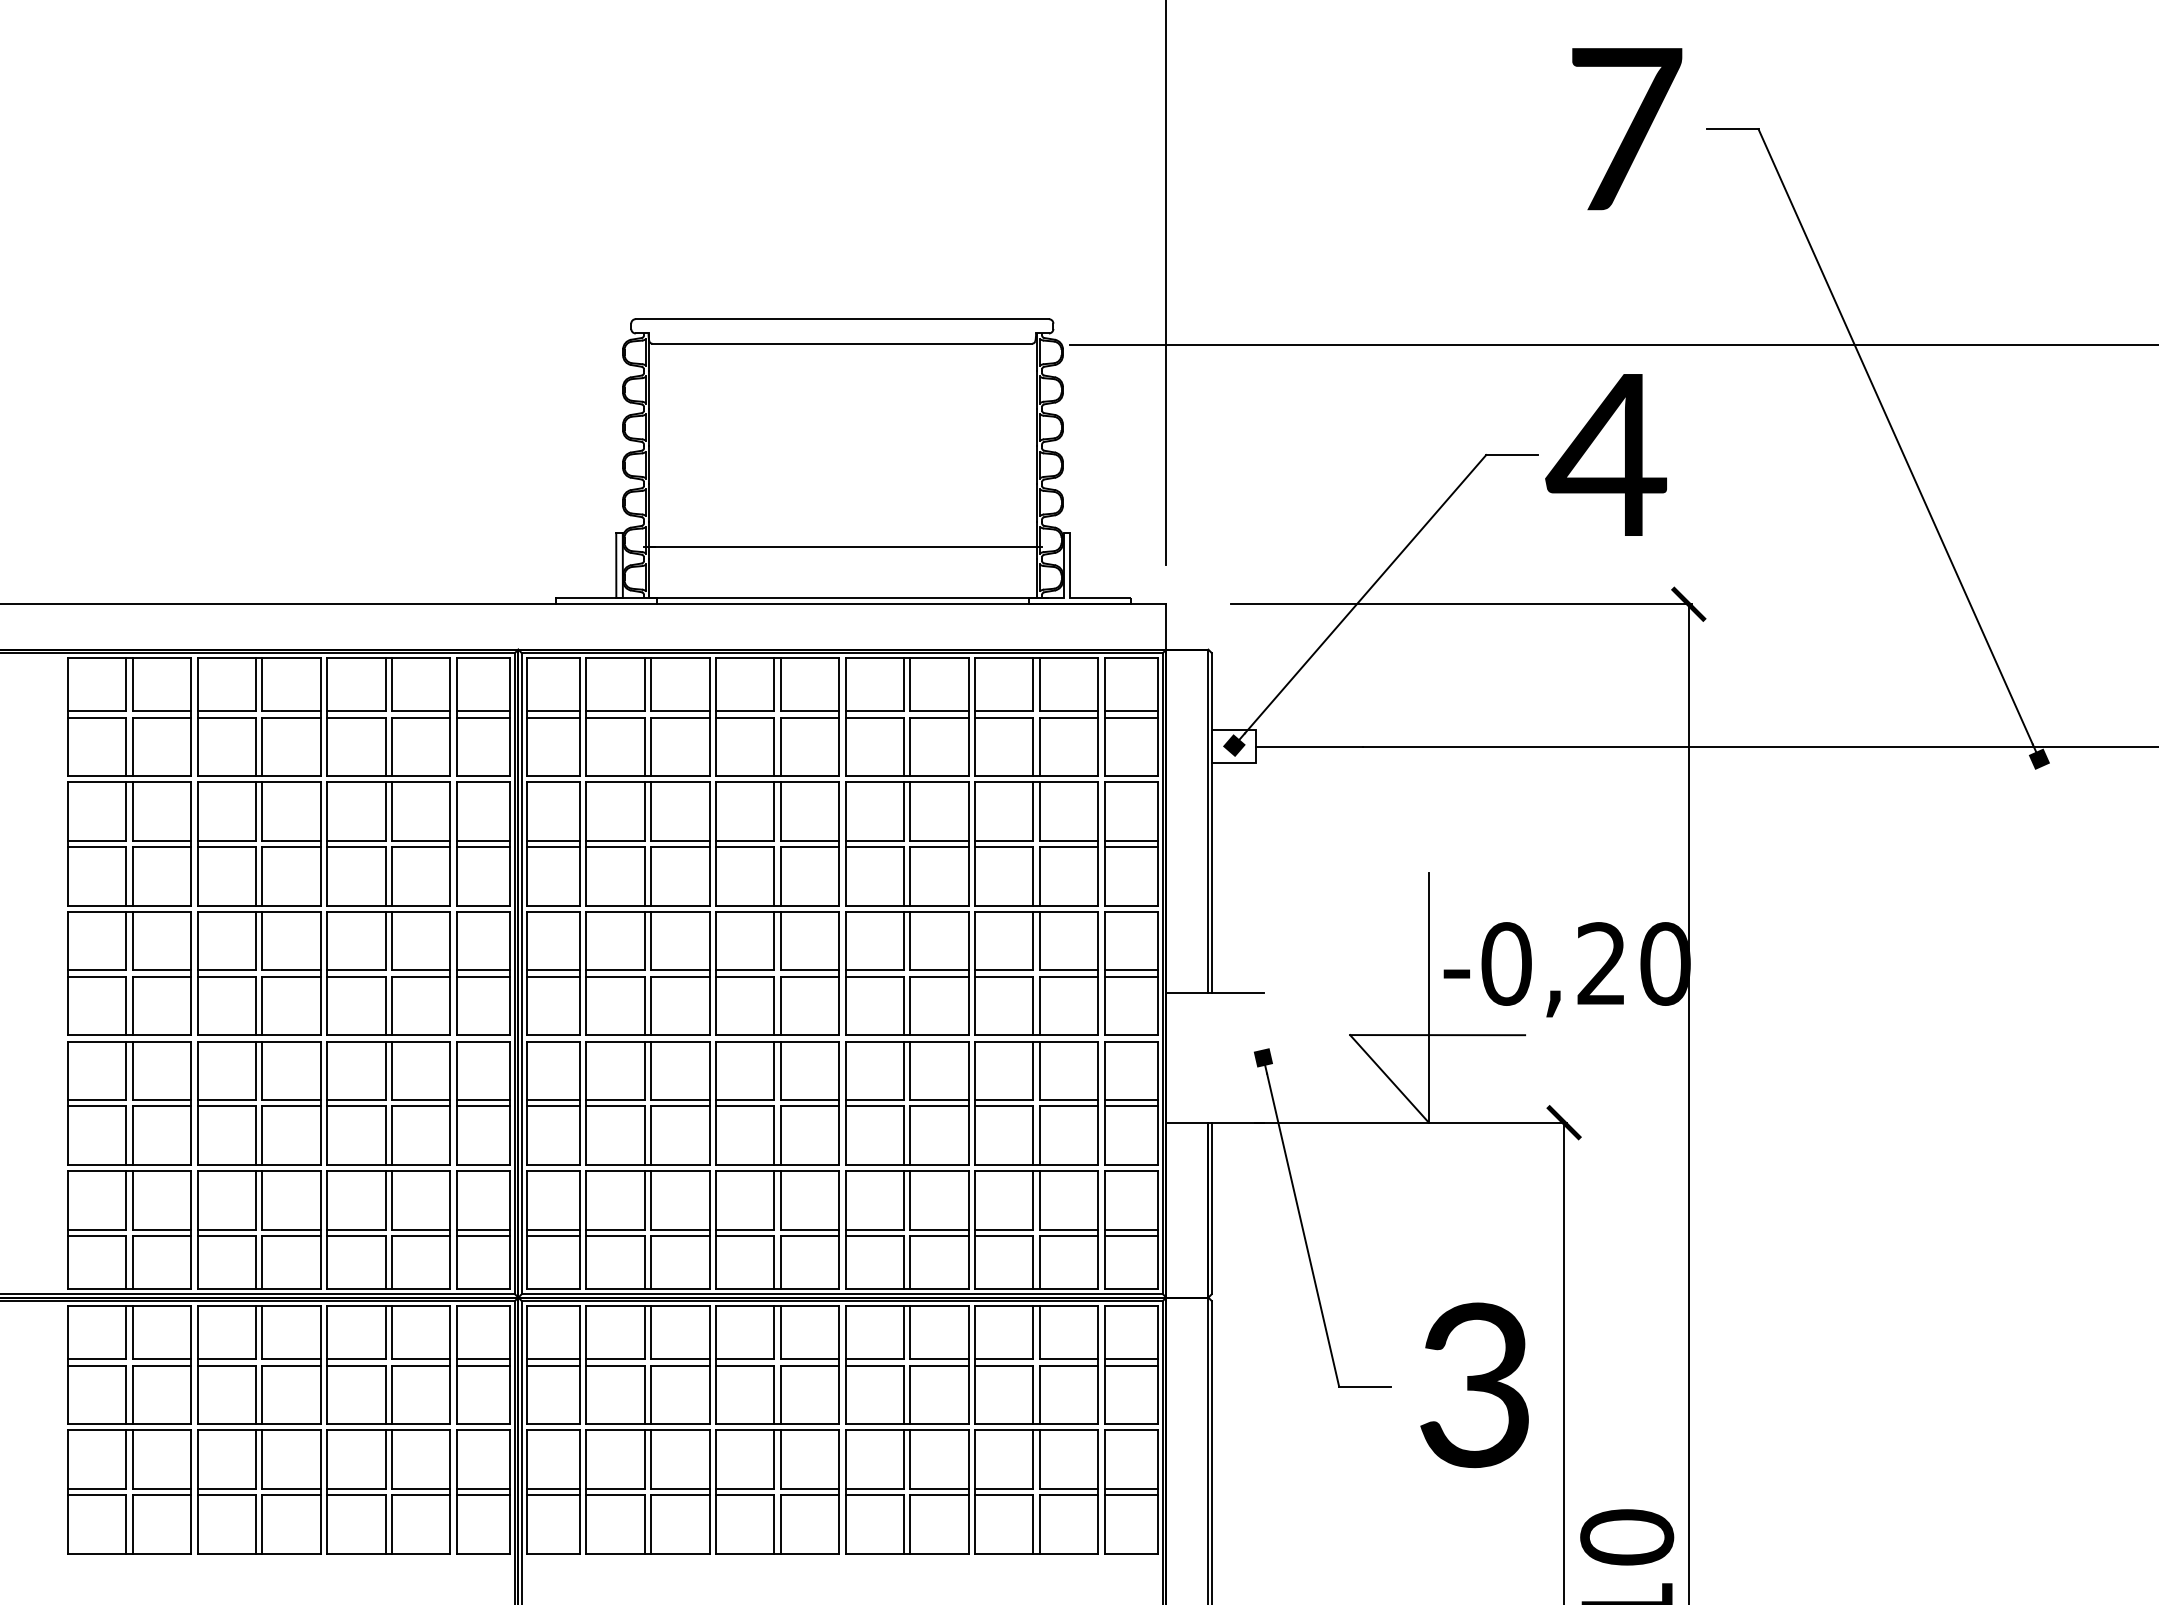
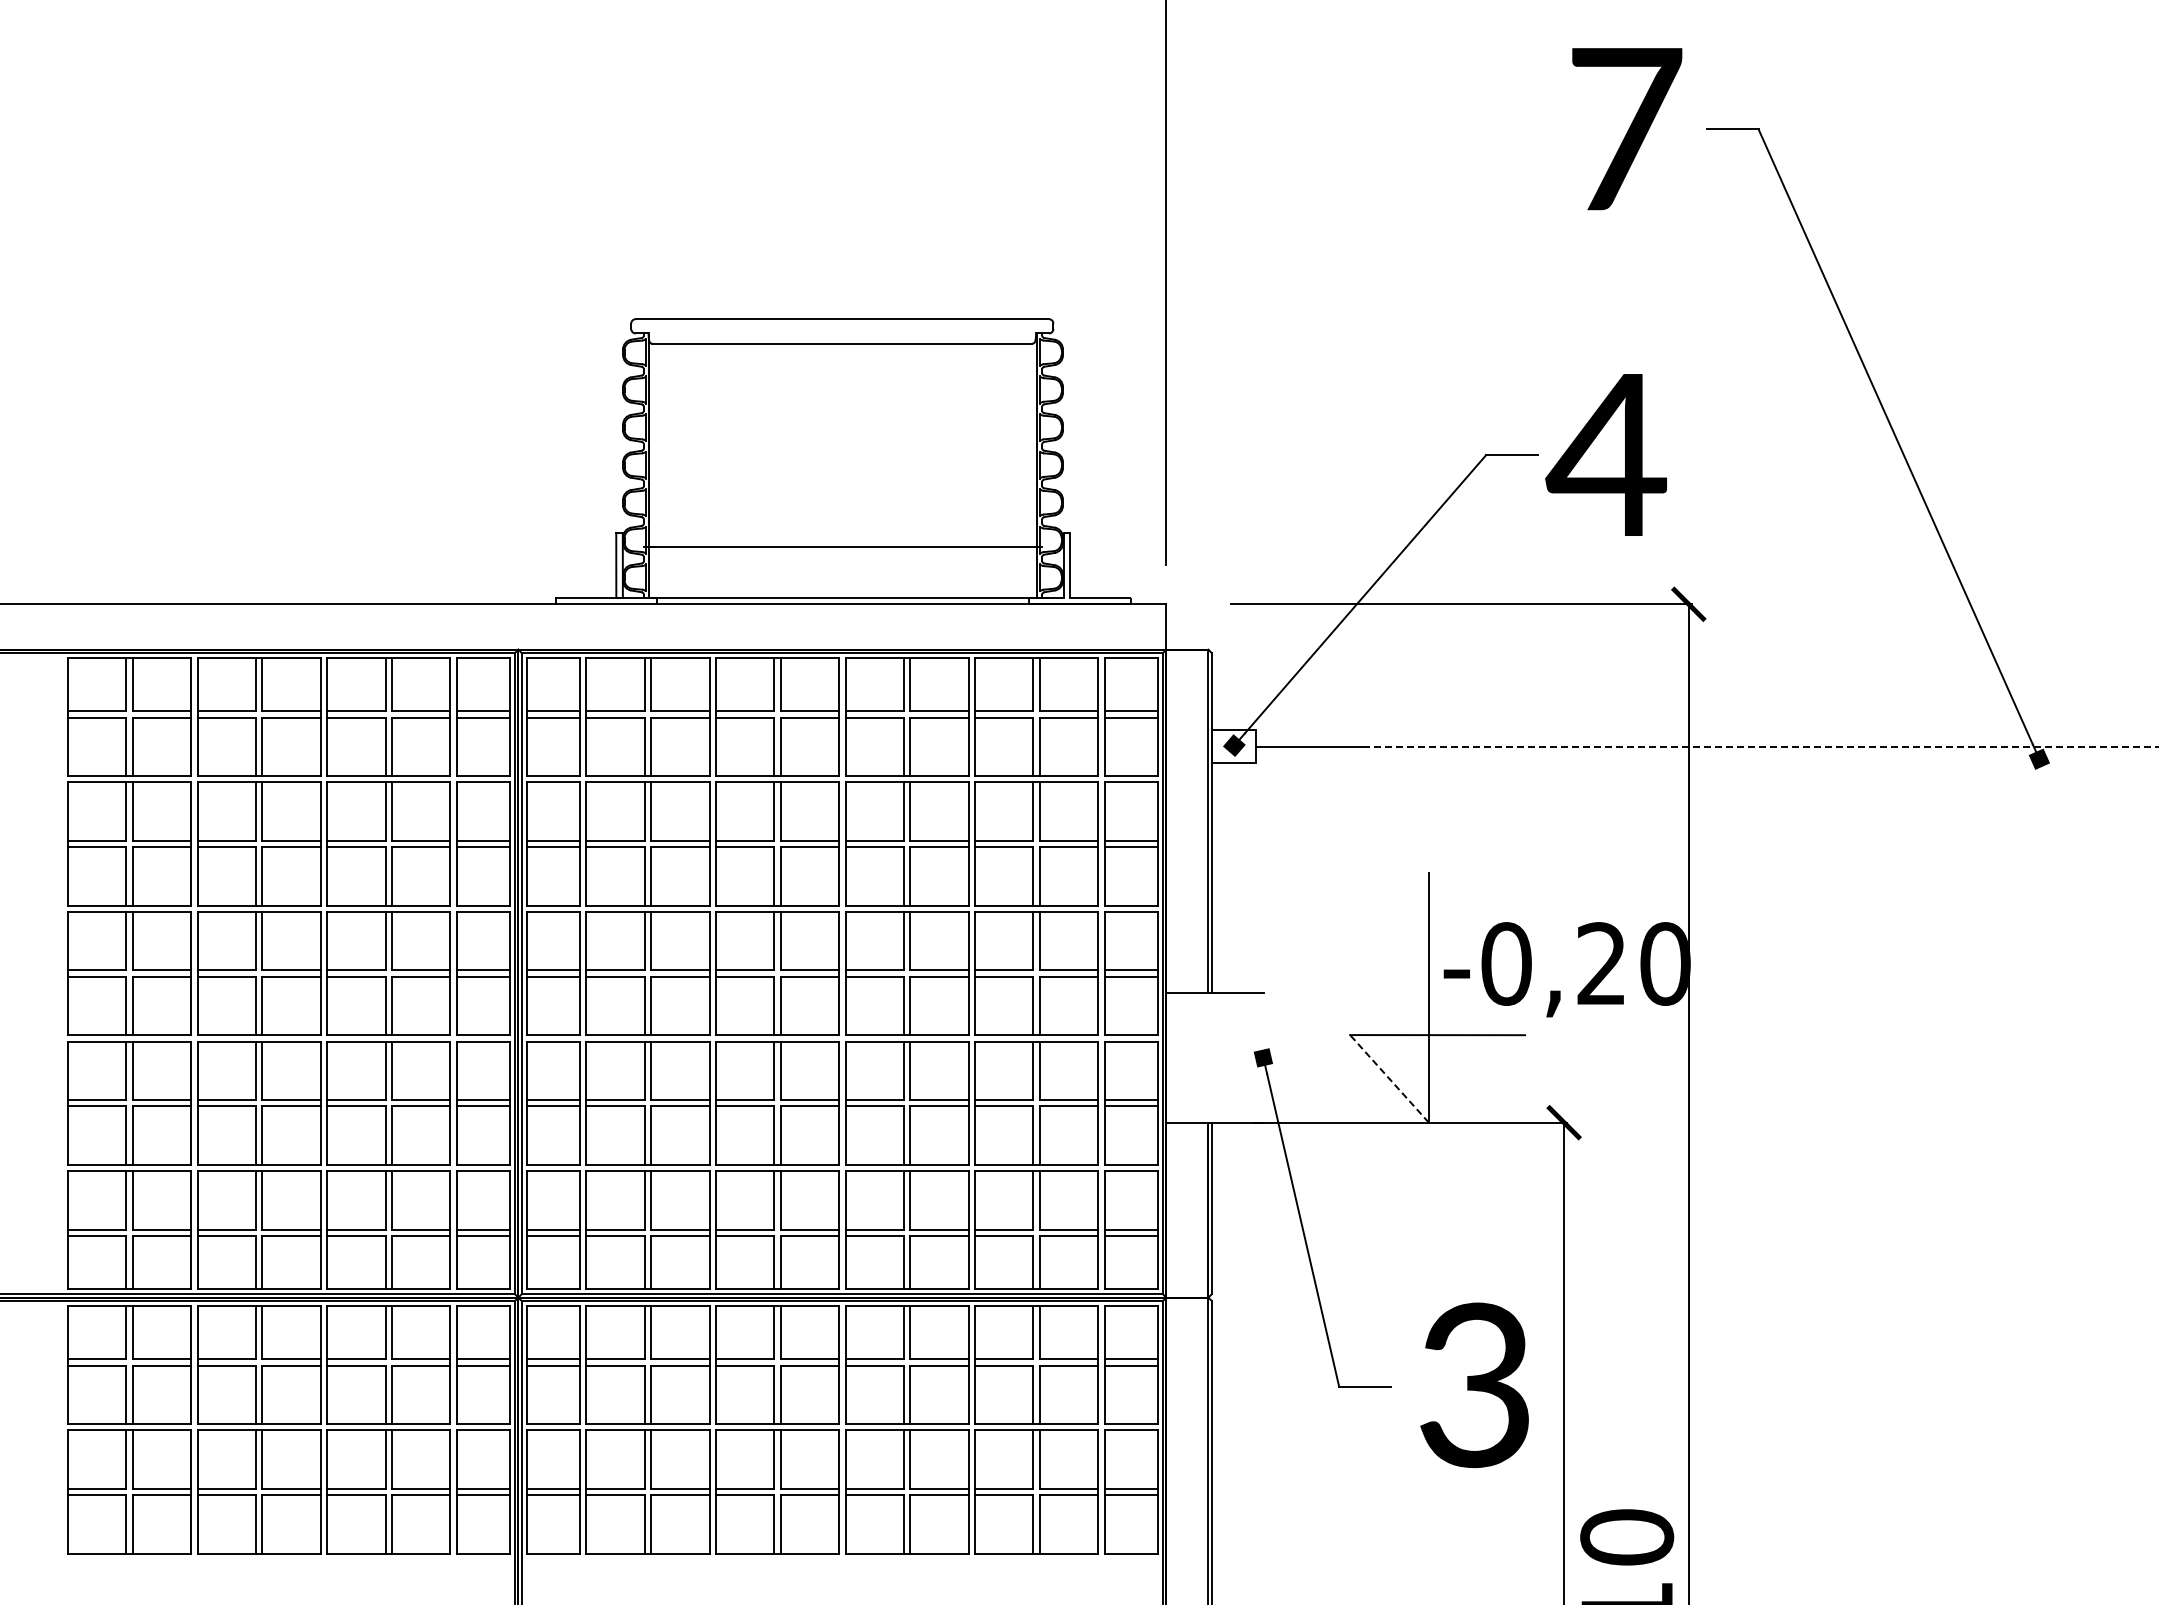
line: present -> none (1612, 345)
line: solid -> dashed (1760, 746)
line: solid -> dashed (1389, 1078)
